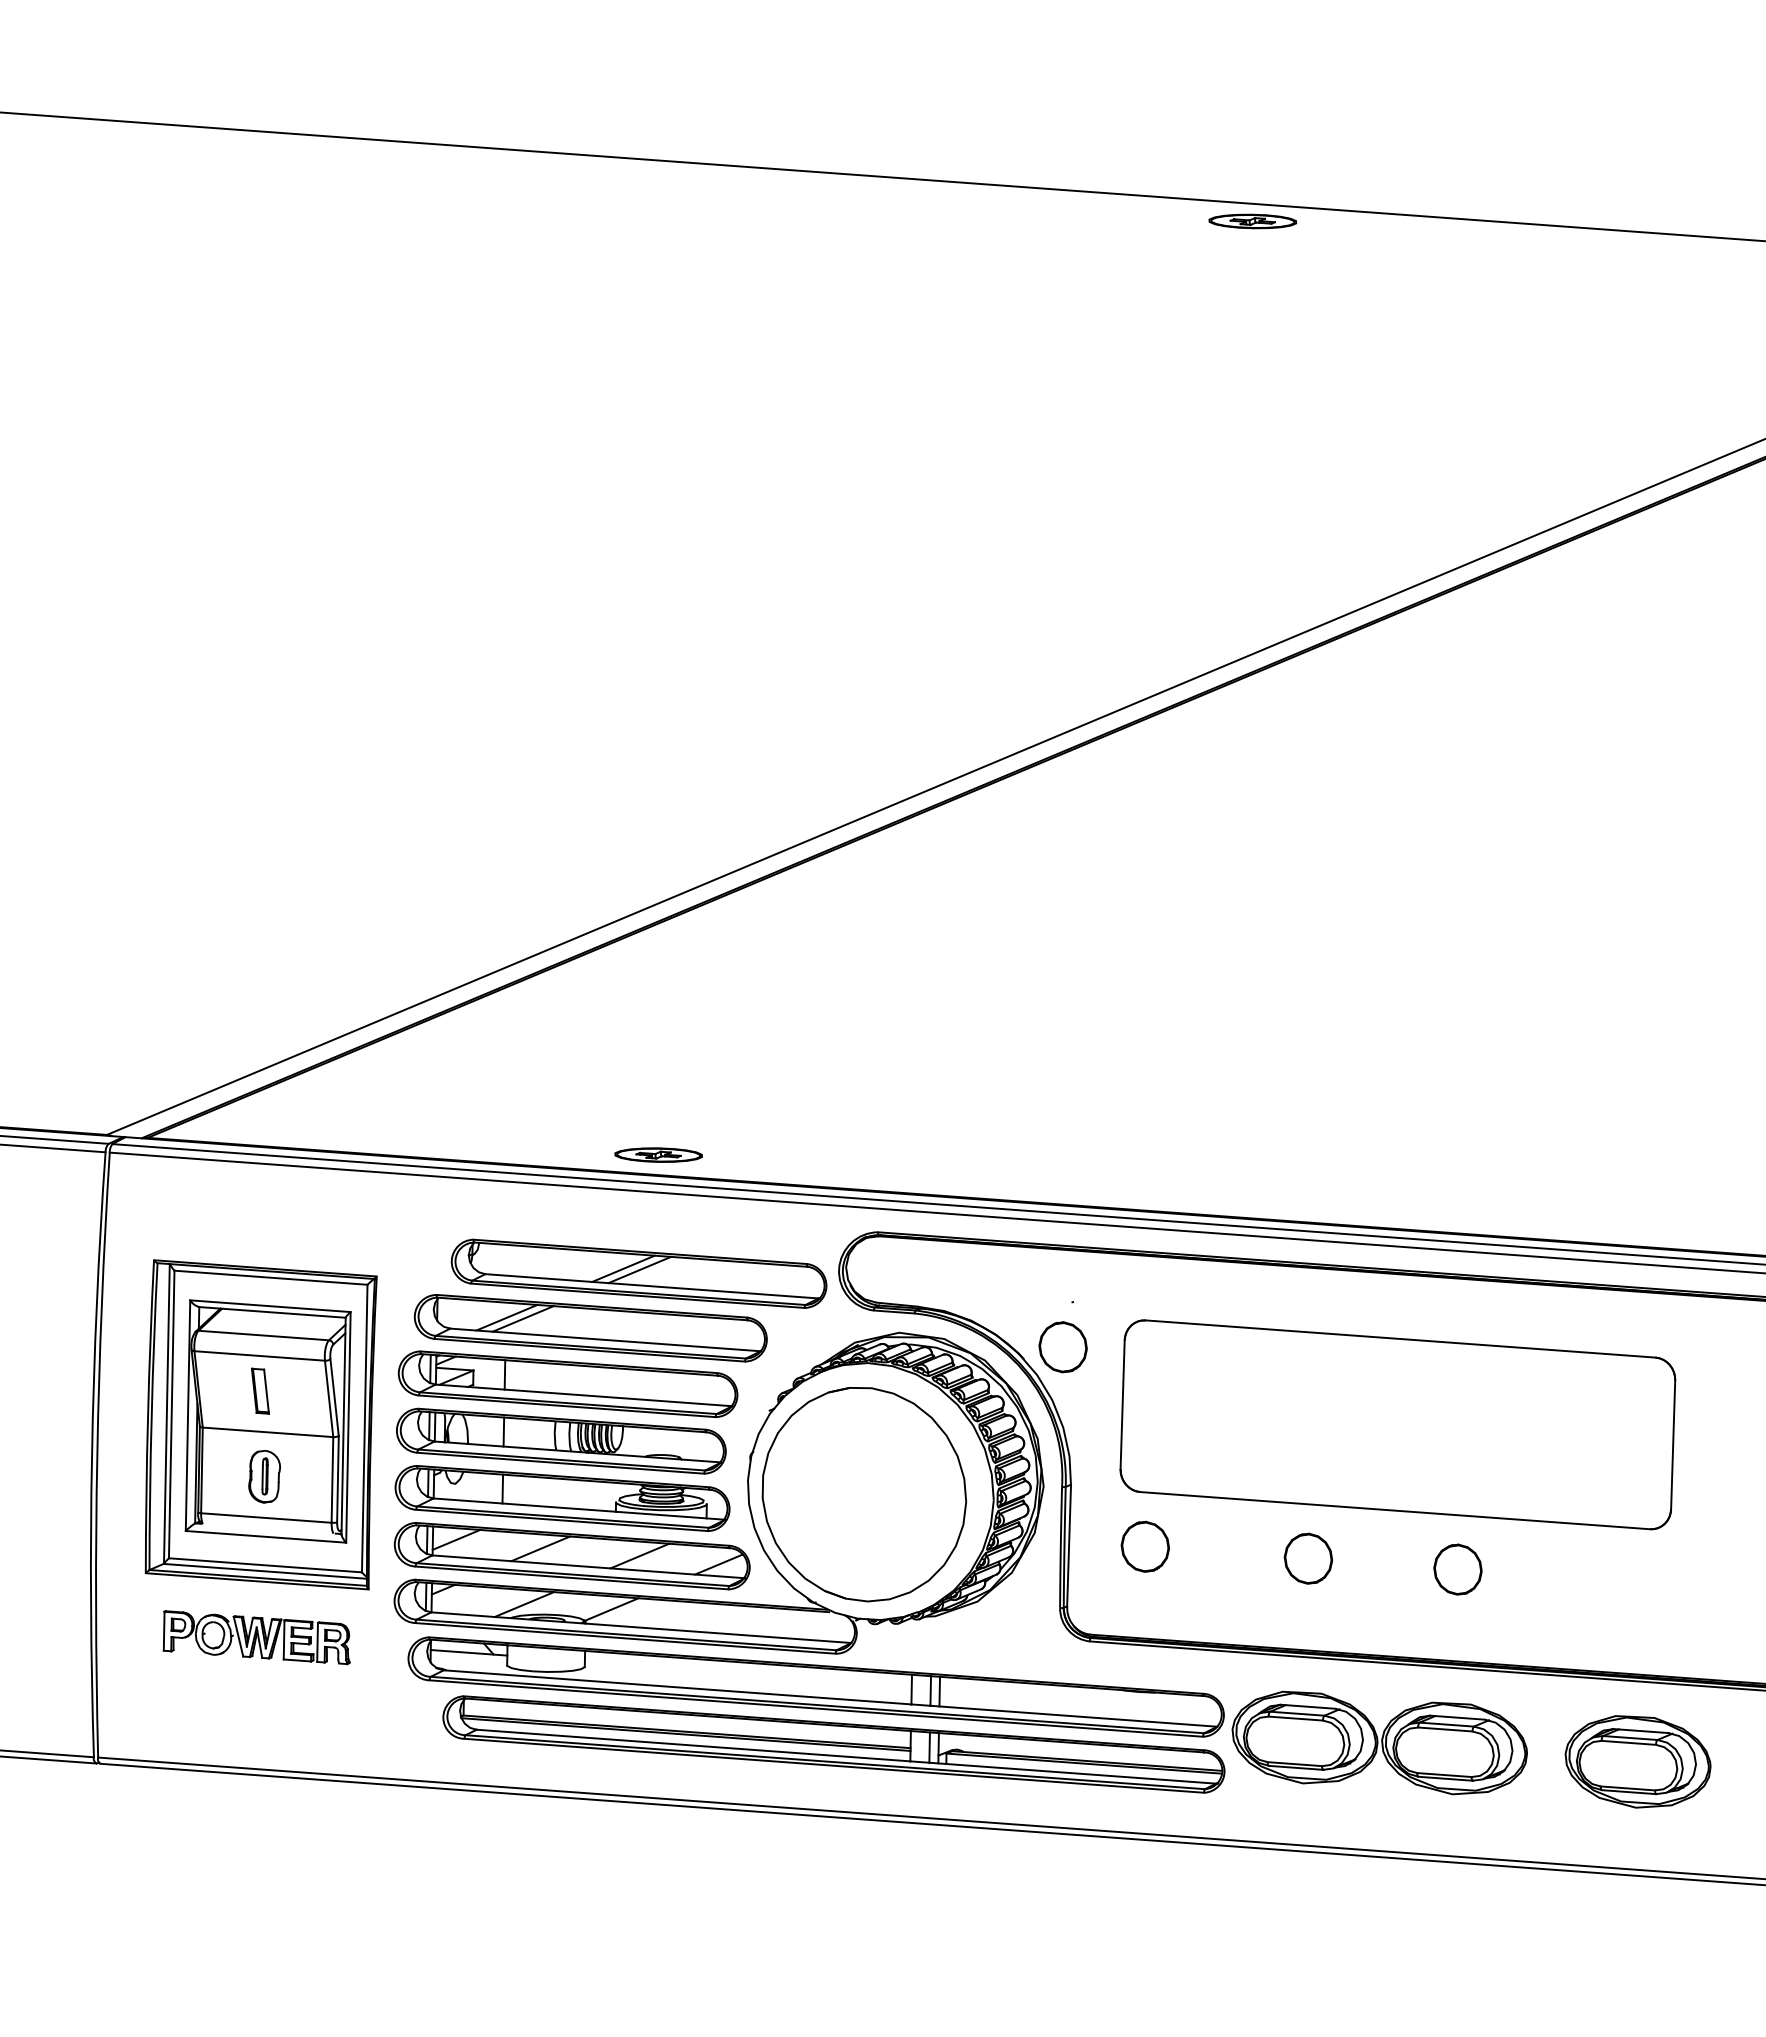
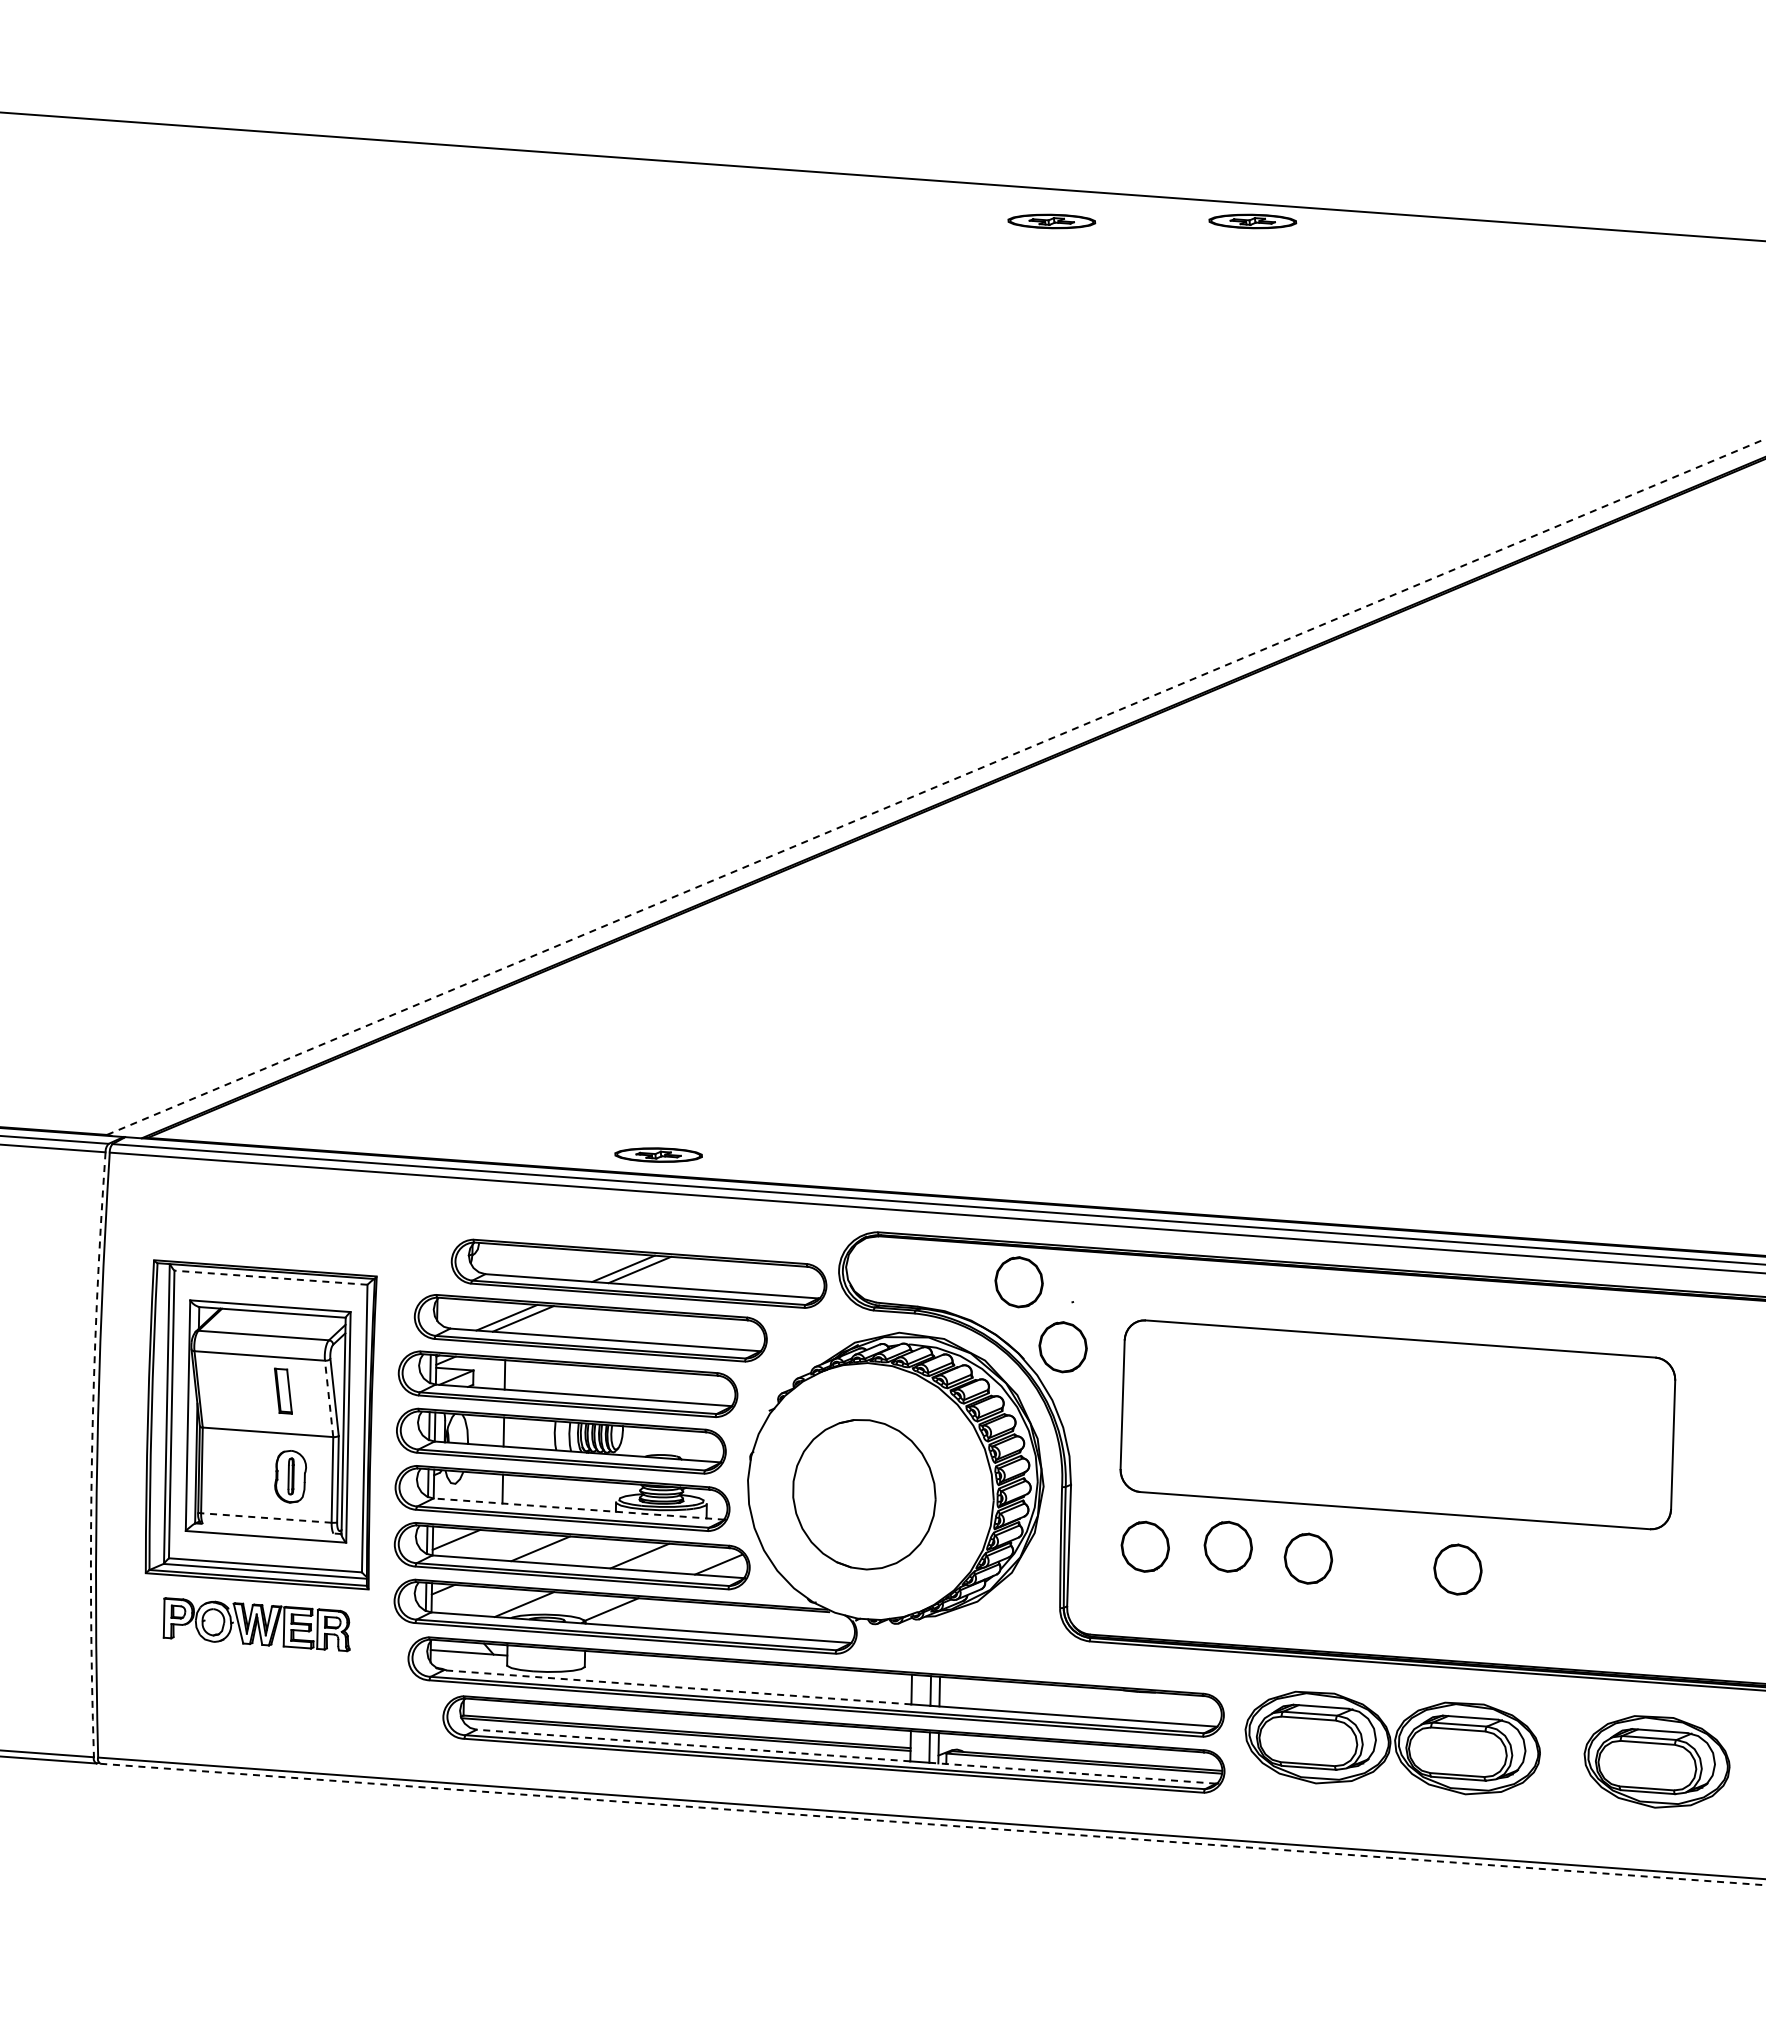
part: none -> present (1051, 221)
line: solid -> dashed (936, 786)
line: solid -> dashed (270, 1277)
part: none -> present (1018, 1282)
part position: (260, 1390) -> (283, 1390) (283, 1390)
line: solid -> dashed (329, 1398)
arc: solid -> dashed (92, 1454)
part position: (264, 1476) -> (290, 1476) (290, 1476)
part size: 207x216 px -> 145x152 px (864, 1494)
line: solid -> dashed (578, 1509)
line: solid -> dashed (265, 1517)
part: none -> present (1227, 1546)
part position: (256, 1637) -> (256, 1624) (256, 1624)
line: solid -> dashed (677, 1687)
part position: (1379, 1742) -> (1392, 1742) (1392, 1742)
line: solid -> dashed (693, 1745)
part position: (1637, 1761) -> (1656, 1761) (1656, 1761)
line: solid -> dashed (1072, 1773)
line: solid -> dashed (932, 1824)
